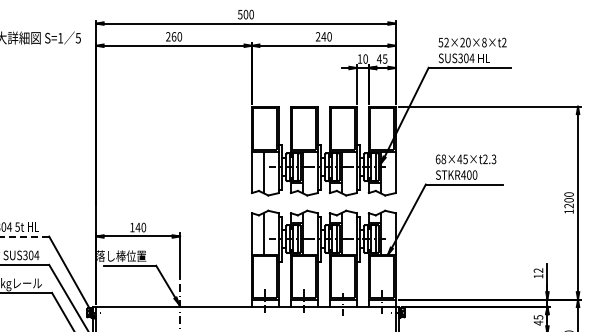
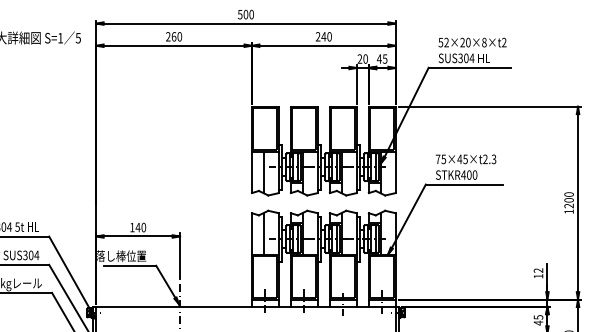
text: 10 -> 20 (359, 58)
text: 68×45×t2.3 -> 75×45×t2.3 (440, 159)
line: dashed -> solid (25, 236)
